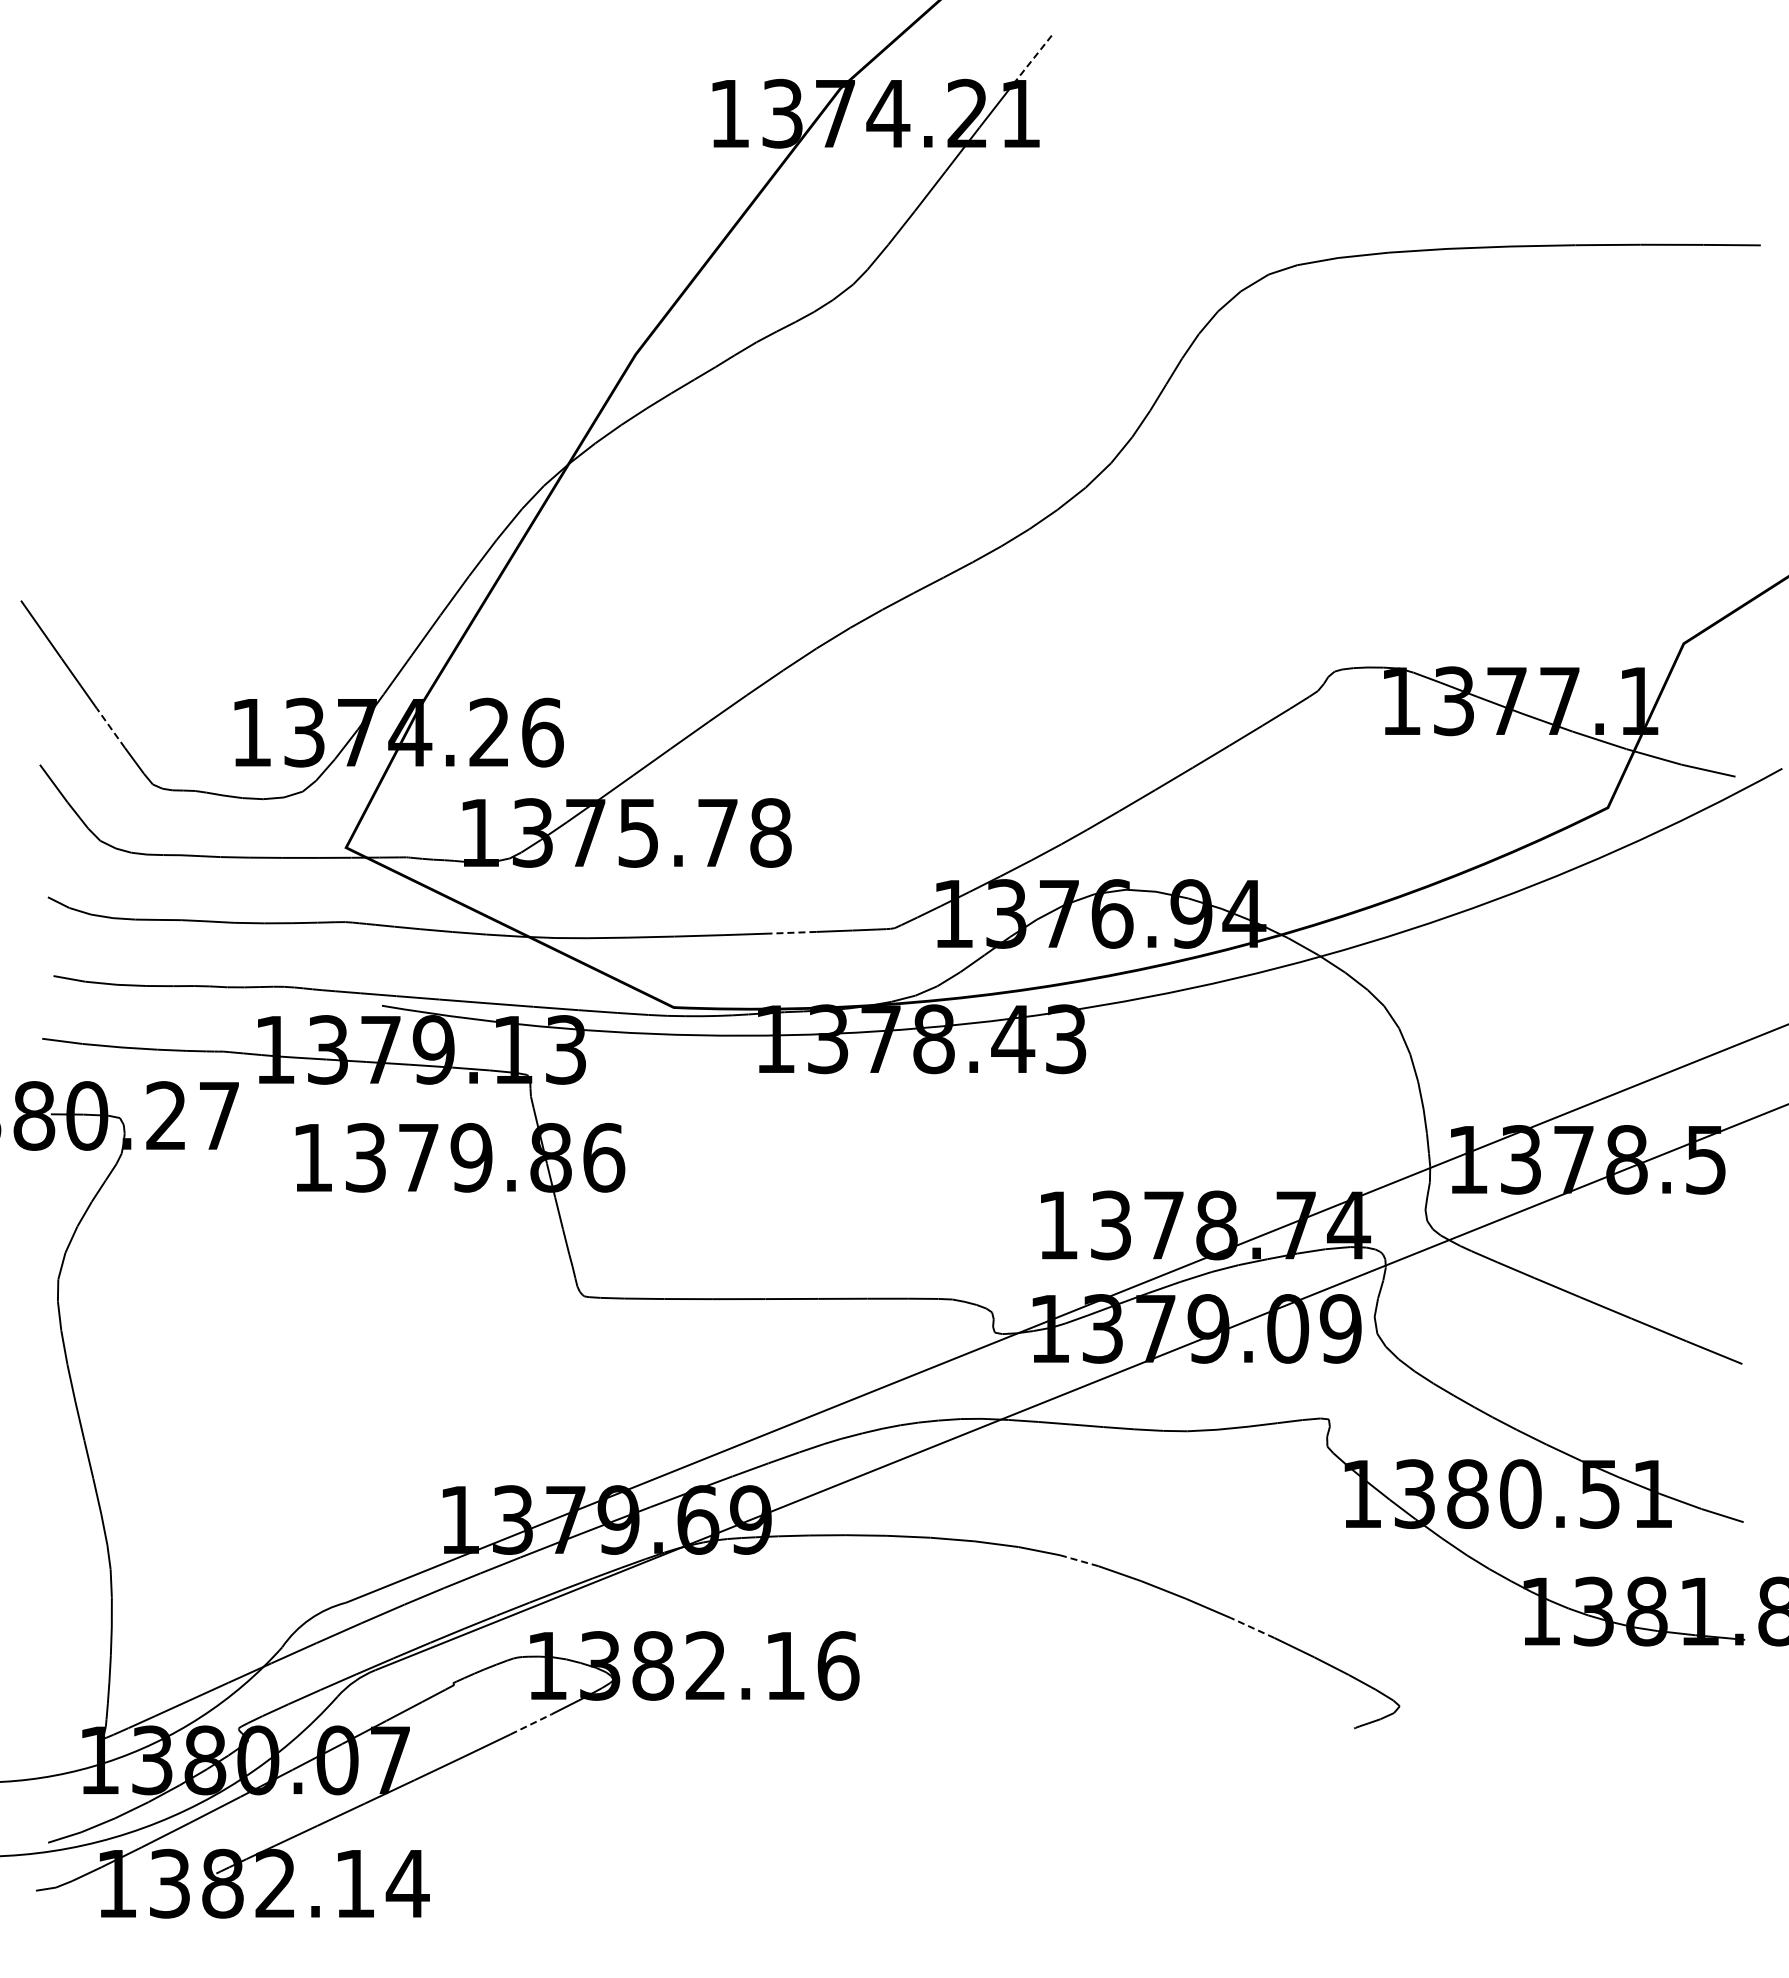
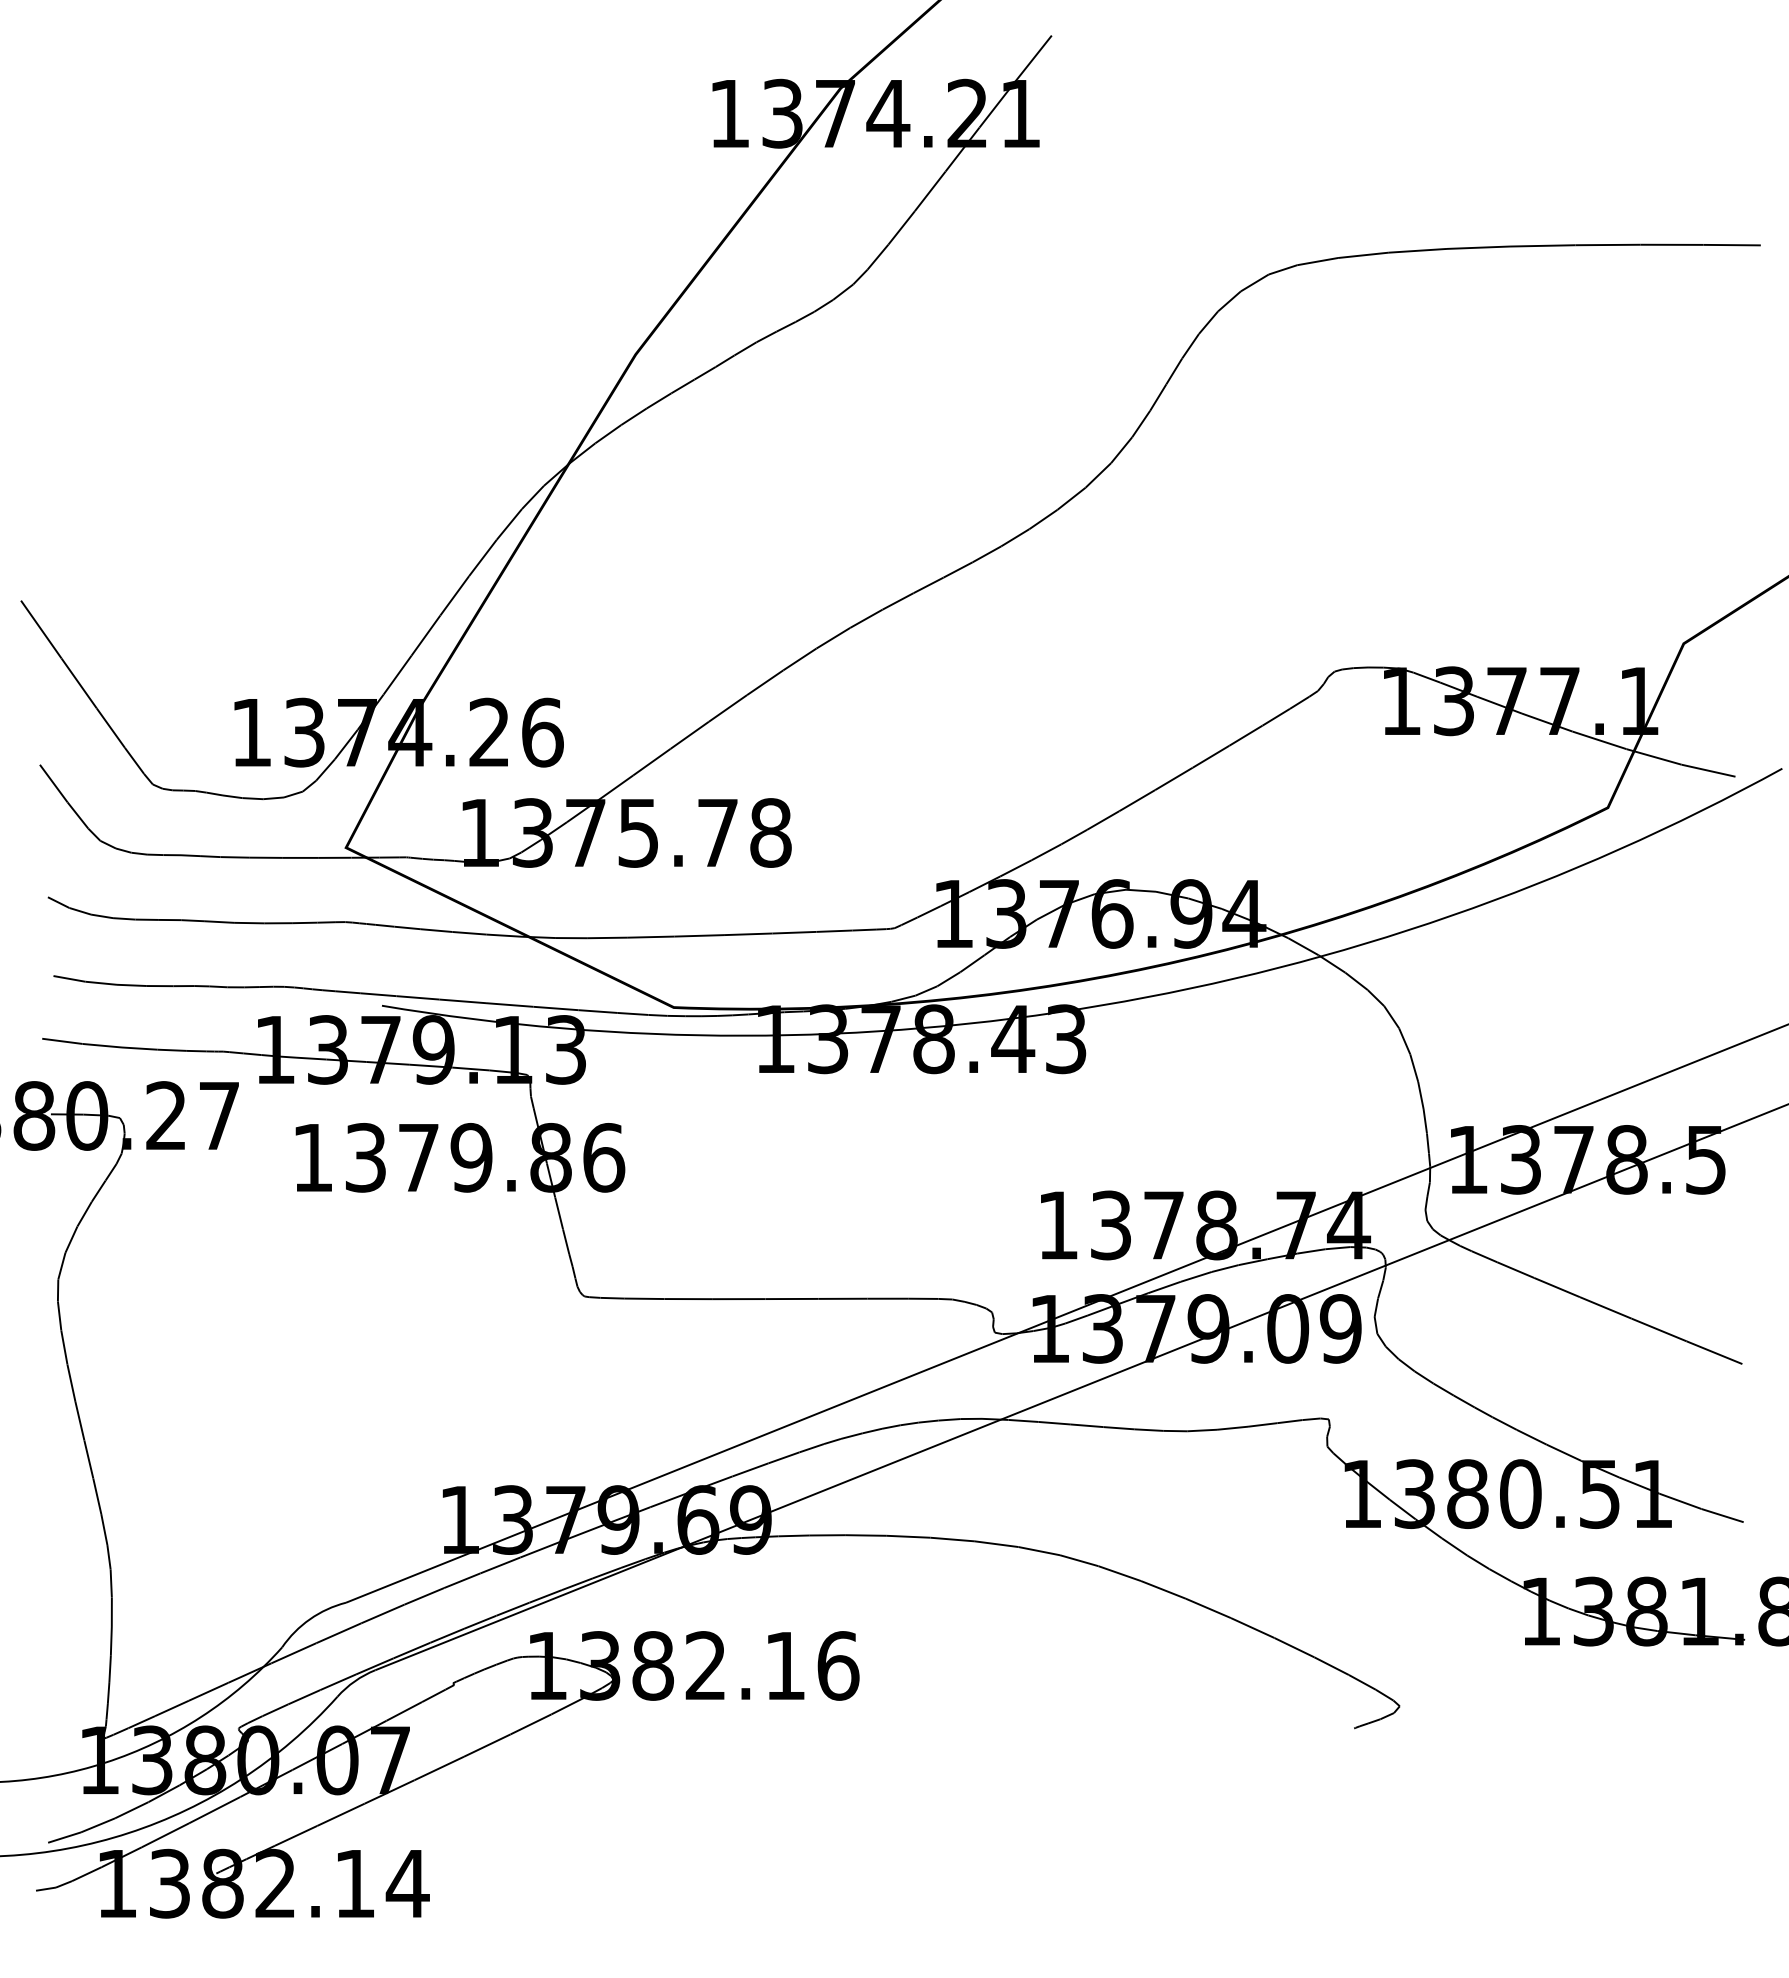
line: dashed -> solid (1033, 59)
line: dashed -> solid (110, 727)
line: dashed -> solid (794, 932)
line: dashed -> solid (1079, 1560)
line: dashed -> solid (1252, 1628)
line: dashed -> solid (531, 1724)
